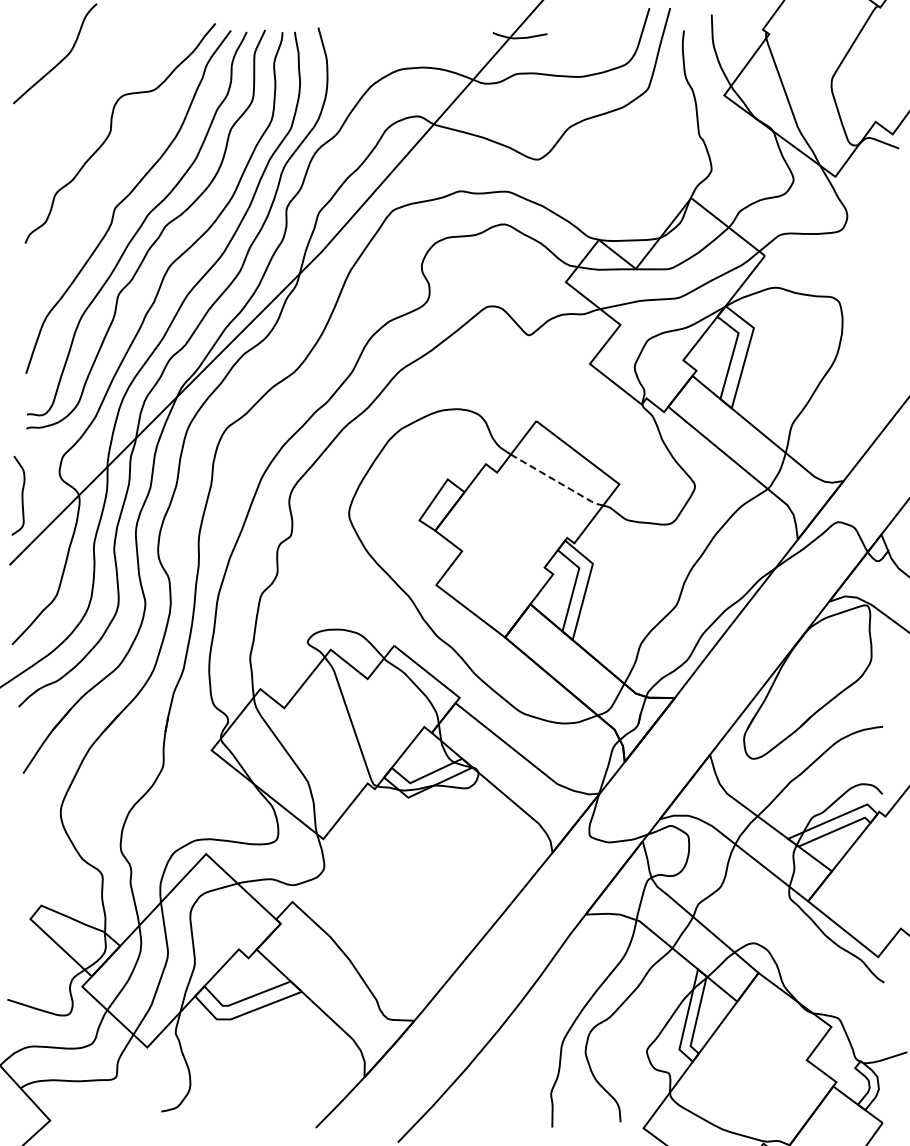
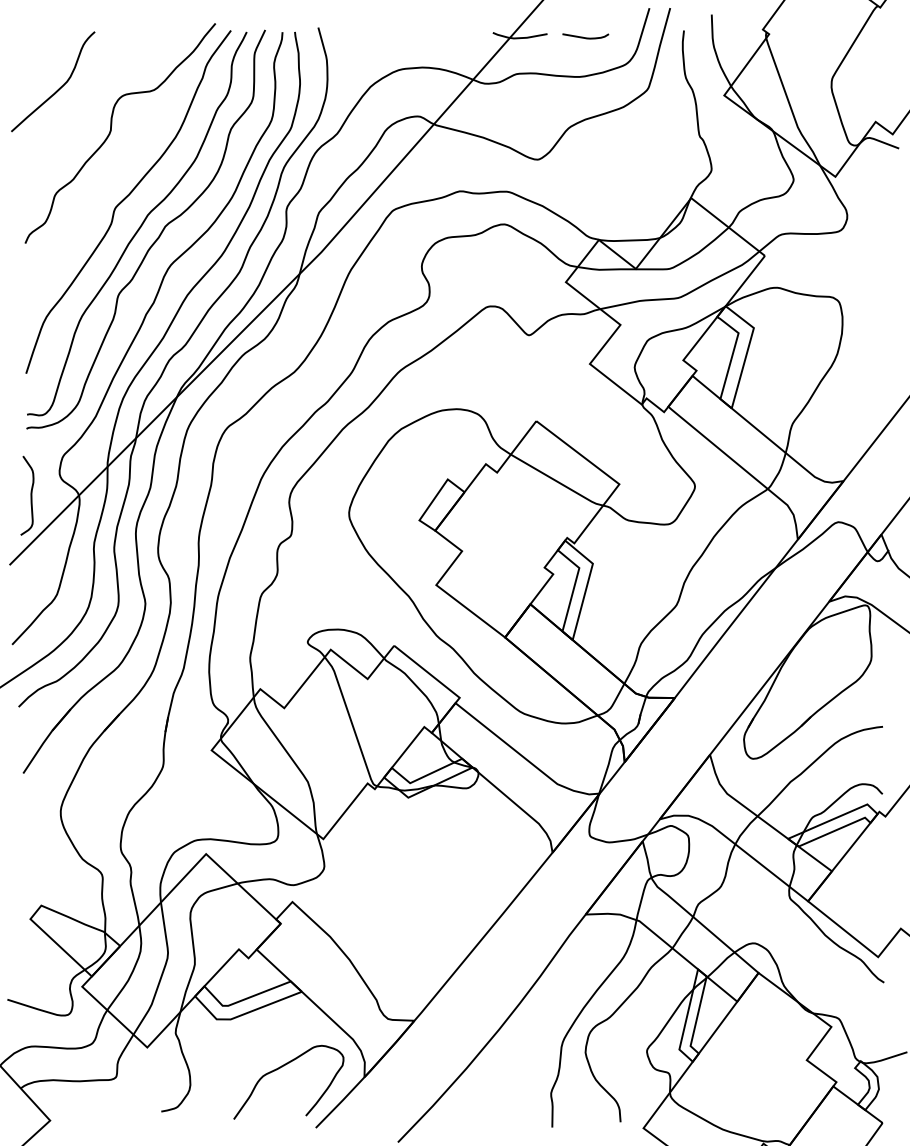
curve: none -> present (585, 37)
curve position: (61, 59) -> (59, 87) (59, 87)
line: dashed -> solid (558, 482)
curve position: (21, 495) -> (30, 495) (30, 495)
curve: none -> present (282, 1067)
